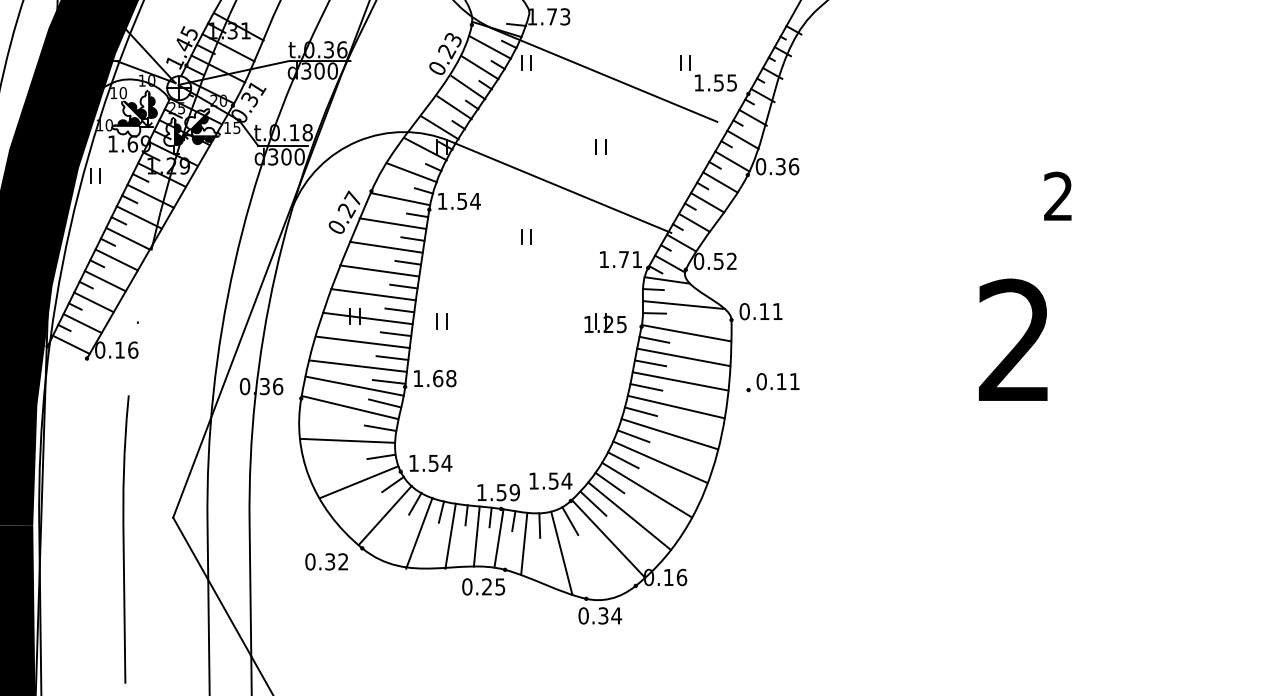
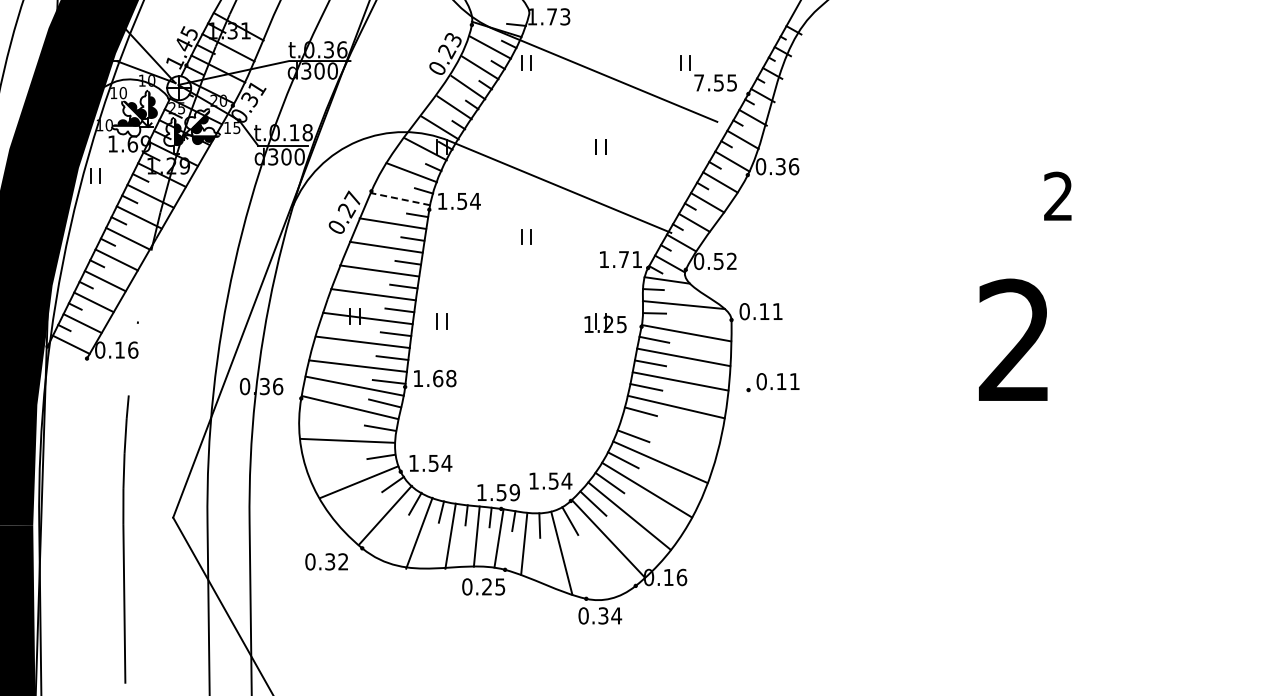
text: 1.55 -> 7.55 (698, 82)
line: solid -> dashed (400, 199)
line: present -> none (669, 434)
